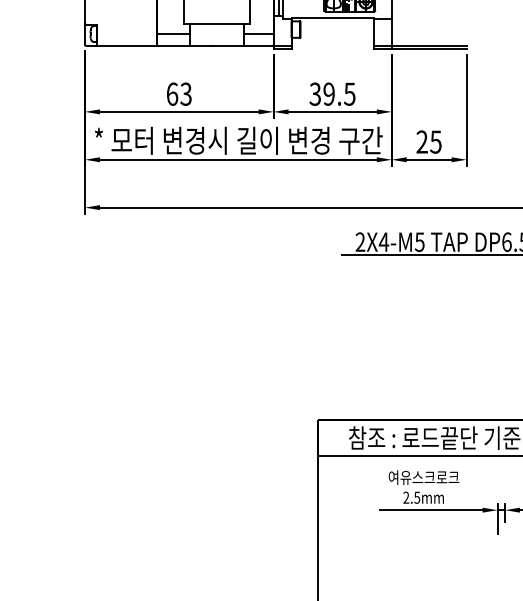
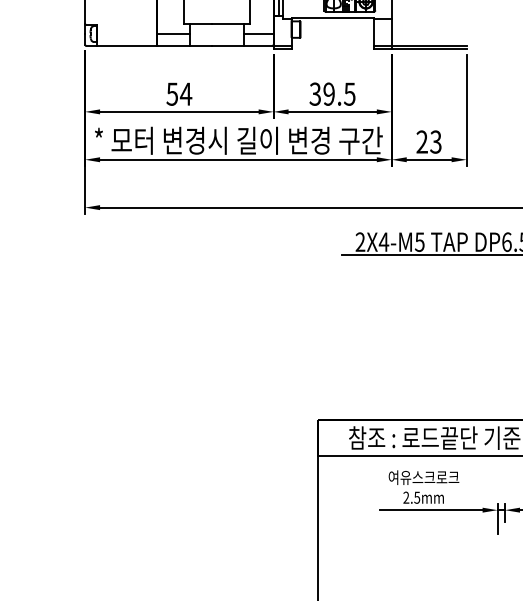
text: 63 -> 54 (179, 93)
text: 25 -> 23 (435, 141)
